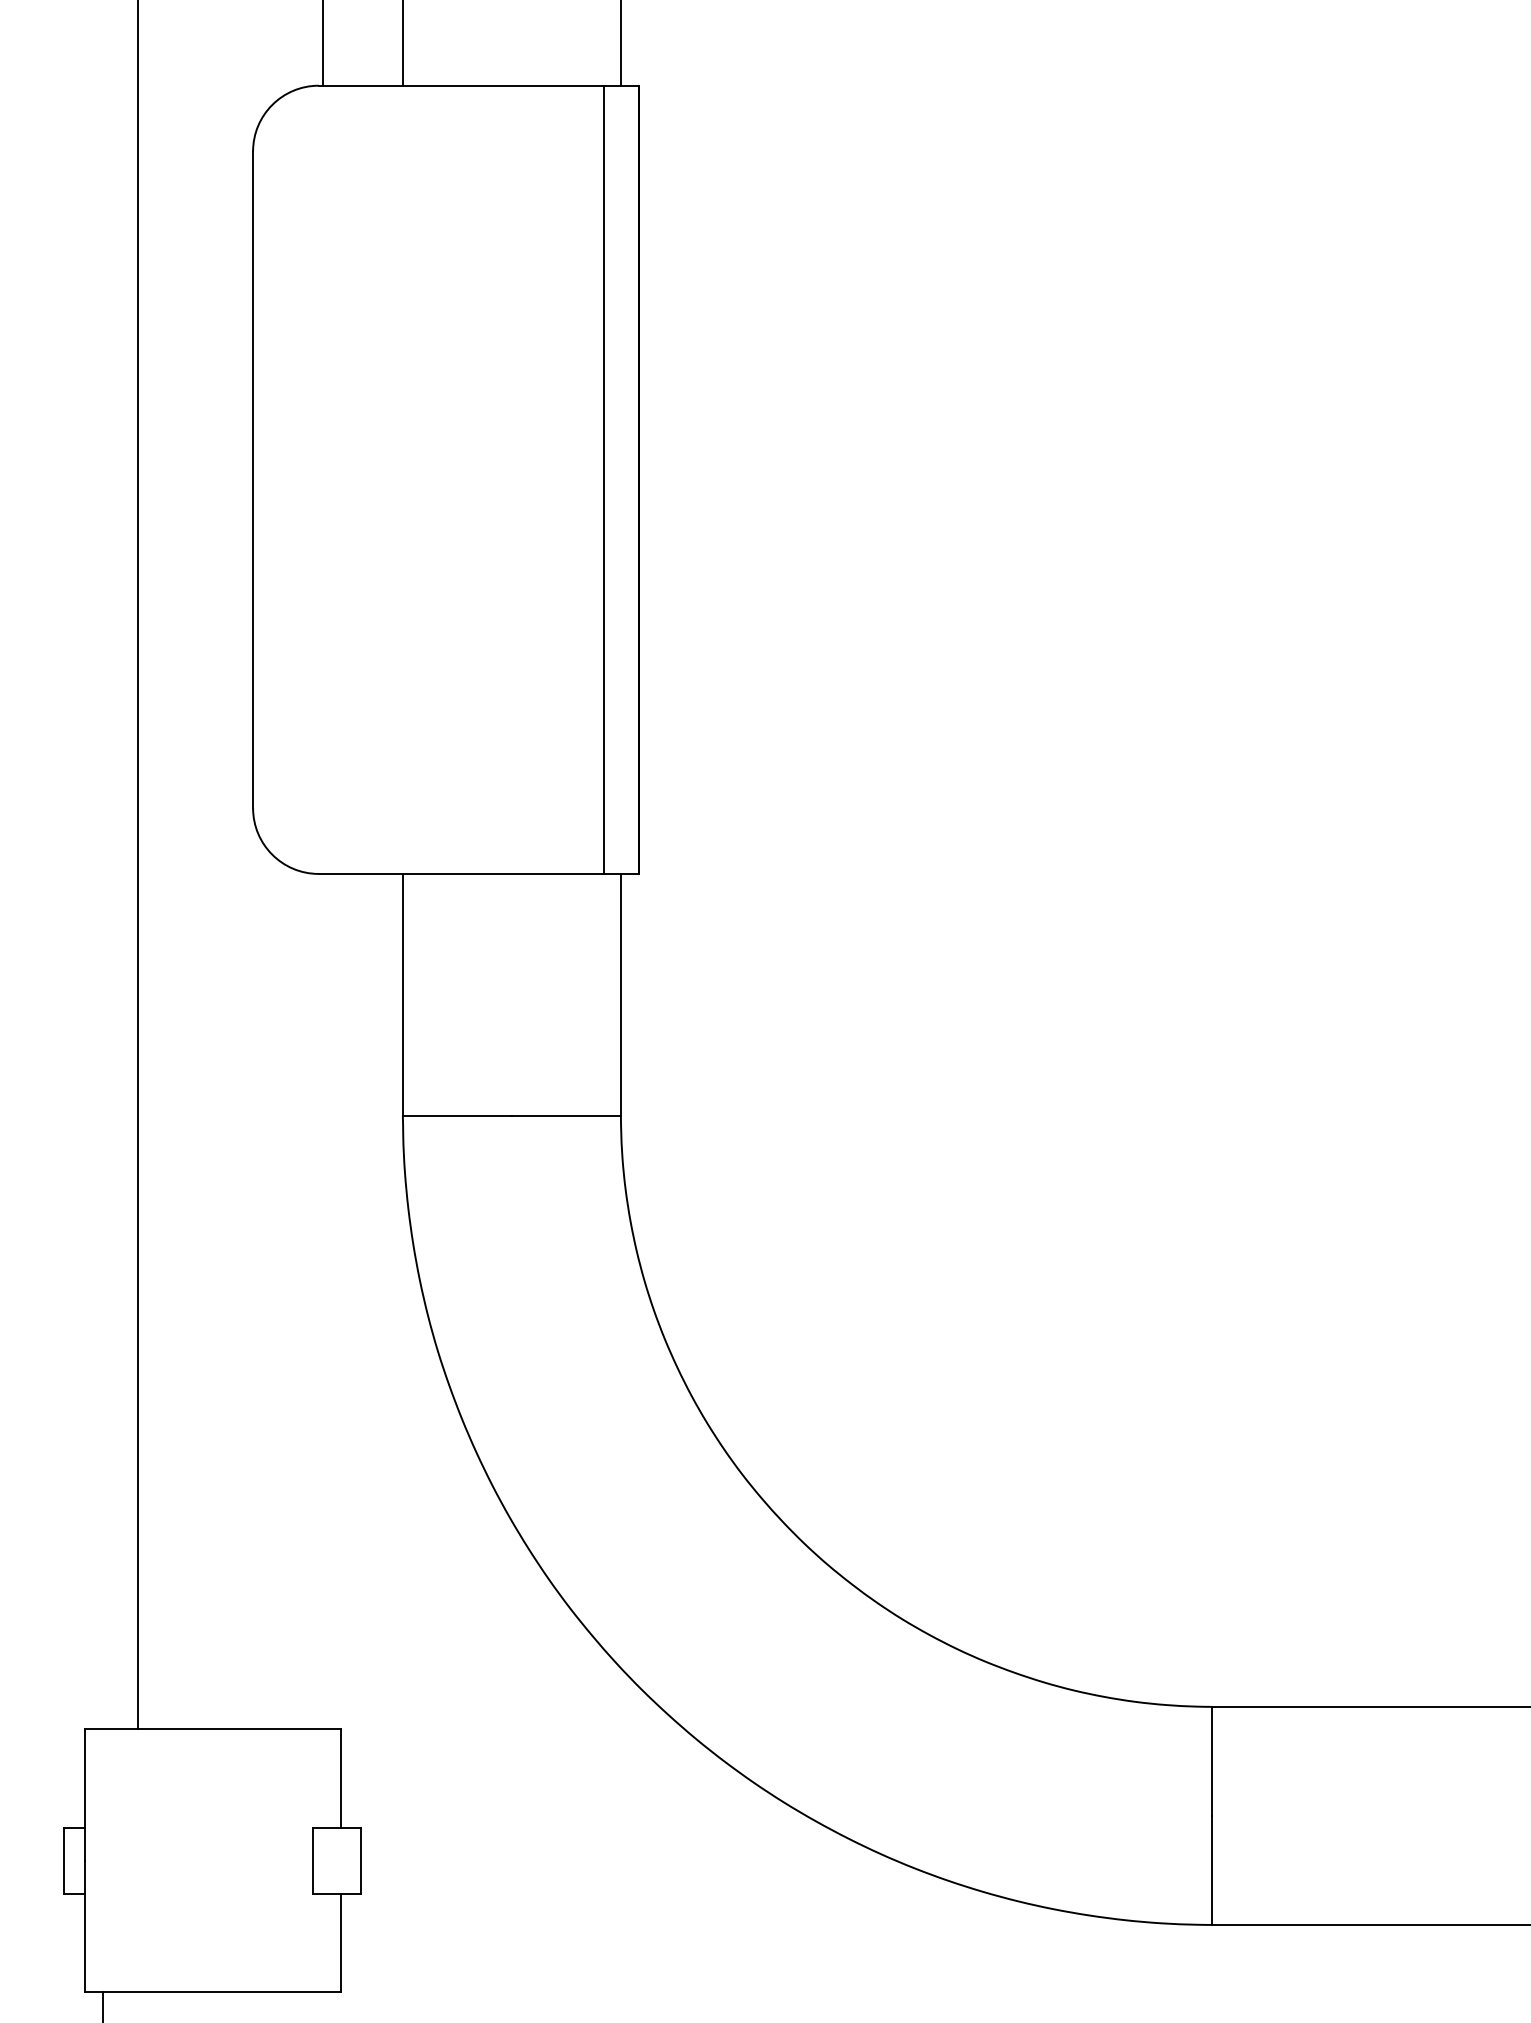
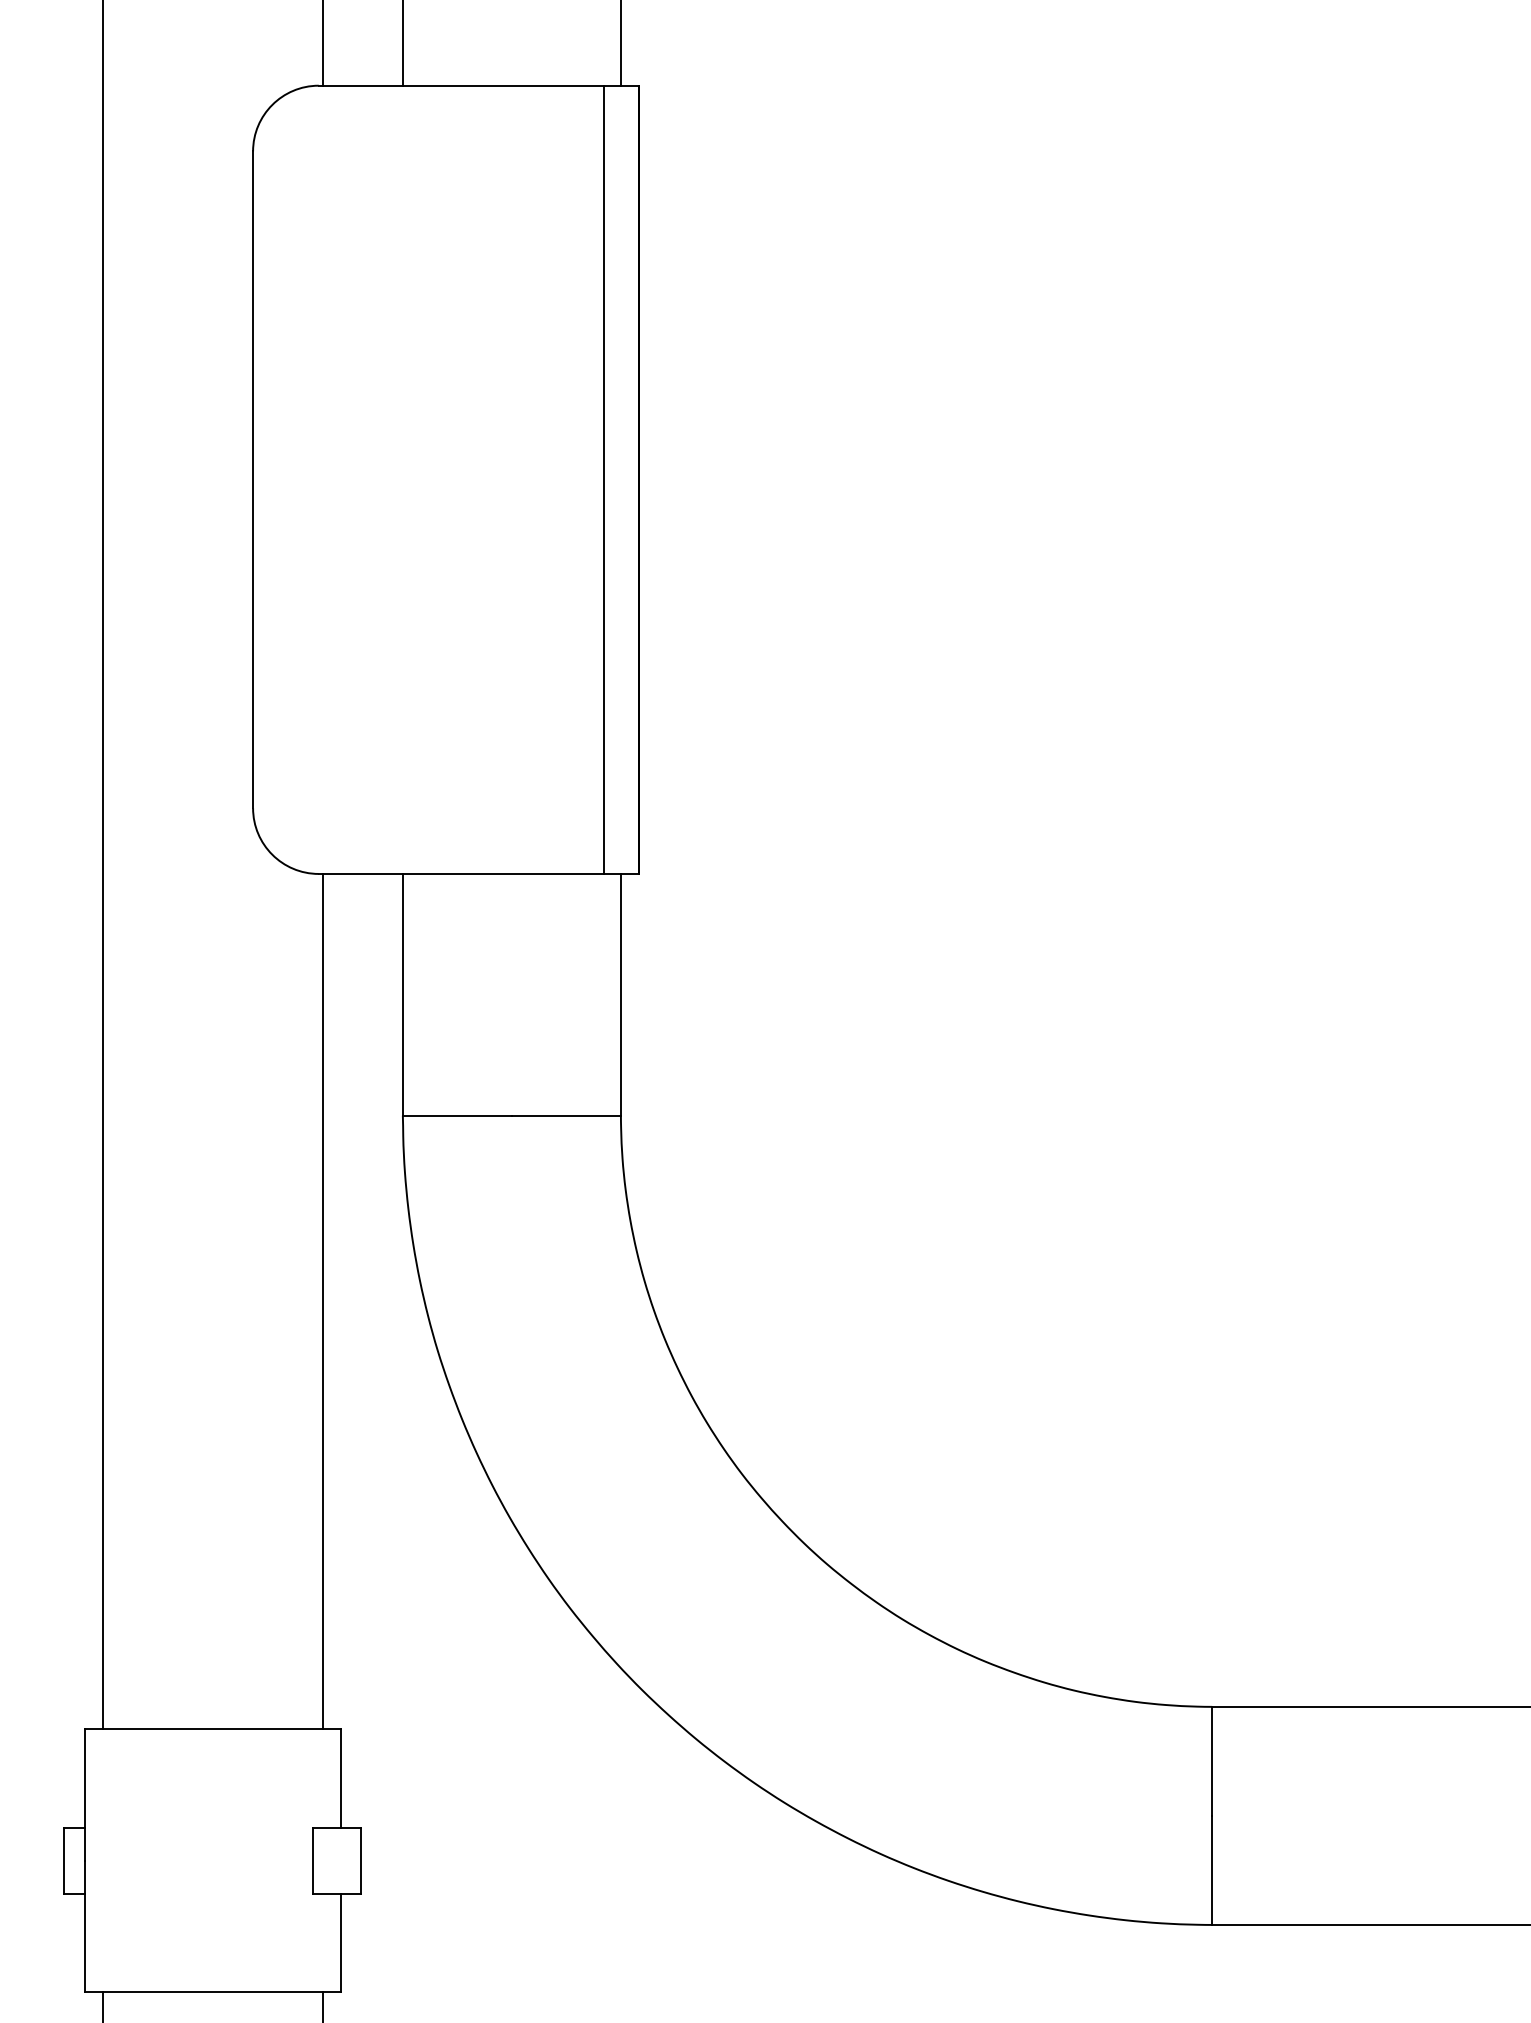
line position: (138, 865) -> (103, 865) (103, 865)
line: none -> present (322, 1301)
line: none -> present (322, 2005)
